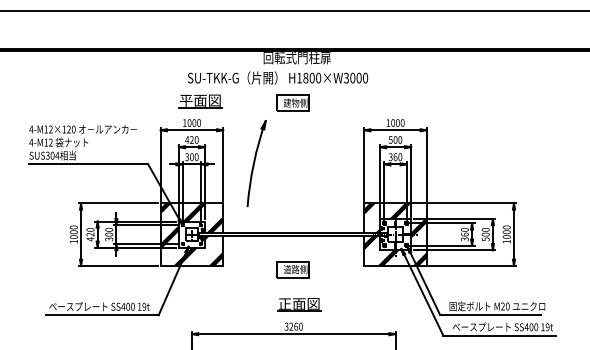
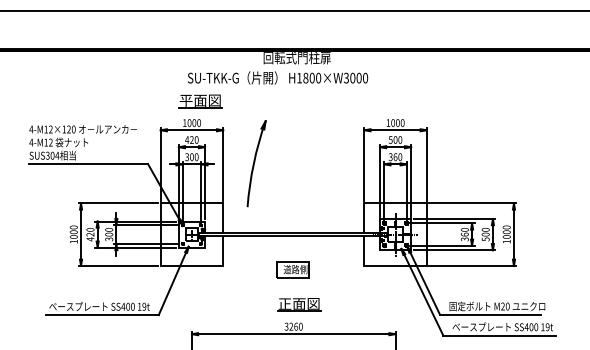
part: present -> none (292, 102)
hatch: present -> none (191, 234)
hatch: present -> none (395, 234)
